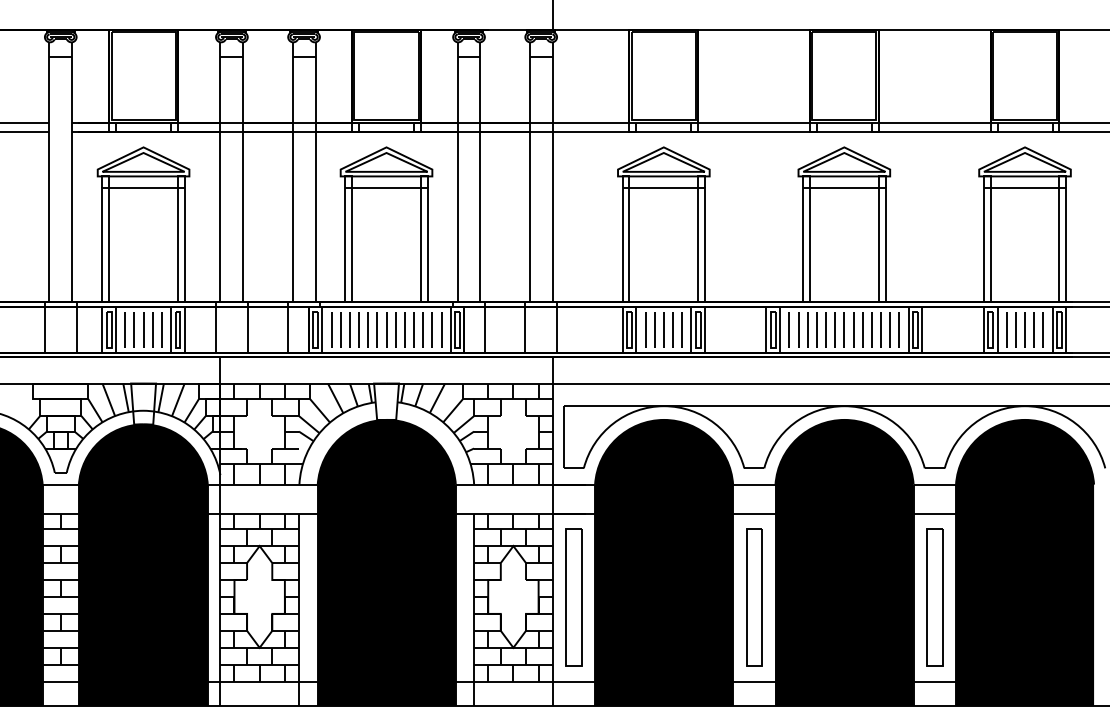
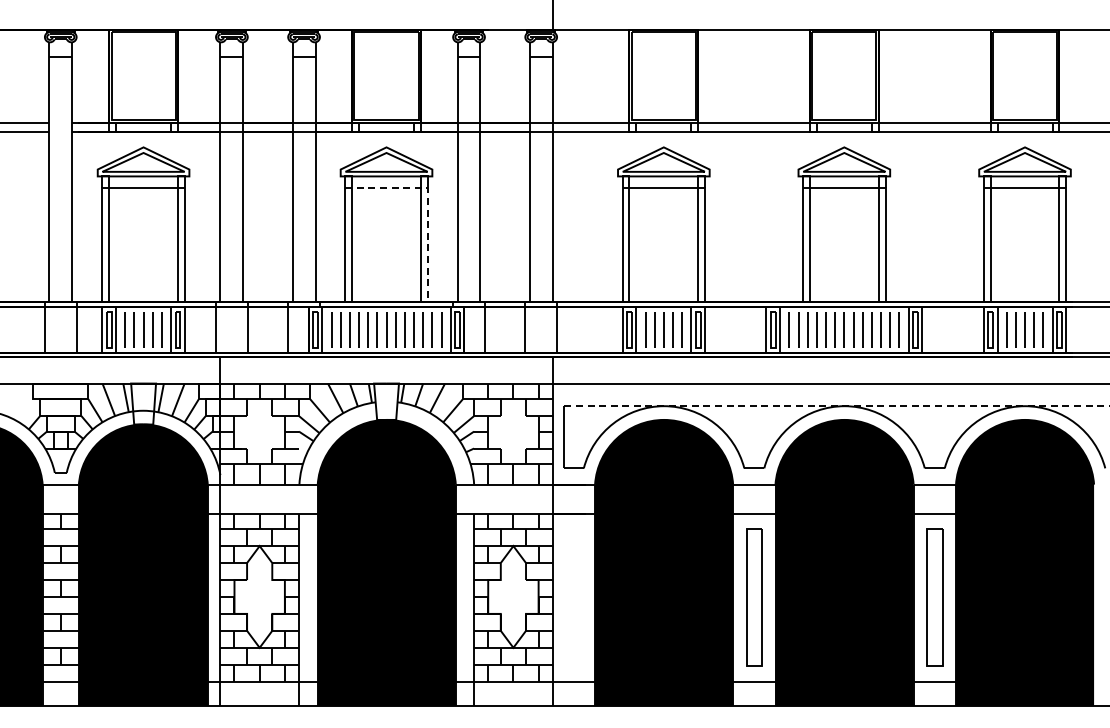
line: solid -> dashed (427, 202)
line: solid -> dashed (837, 406)
part: present -> none (573, 597)
